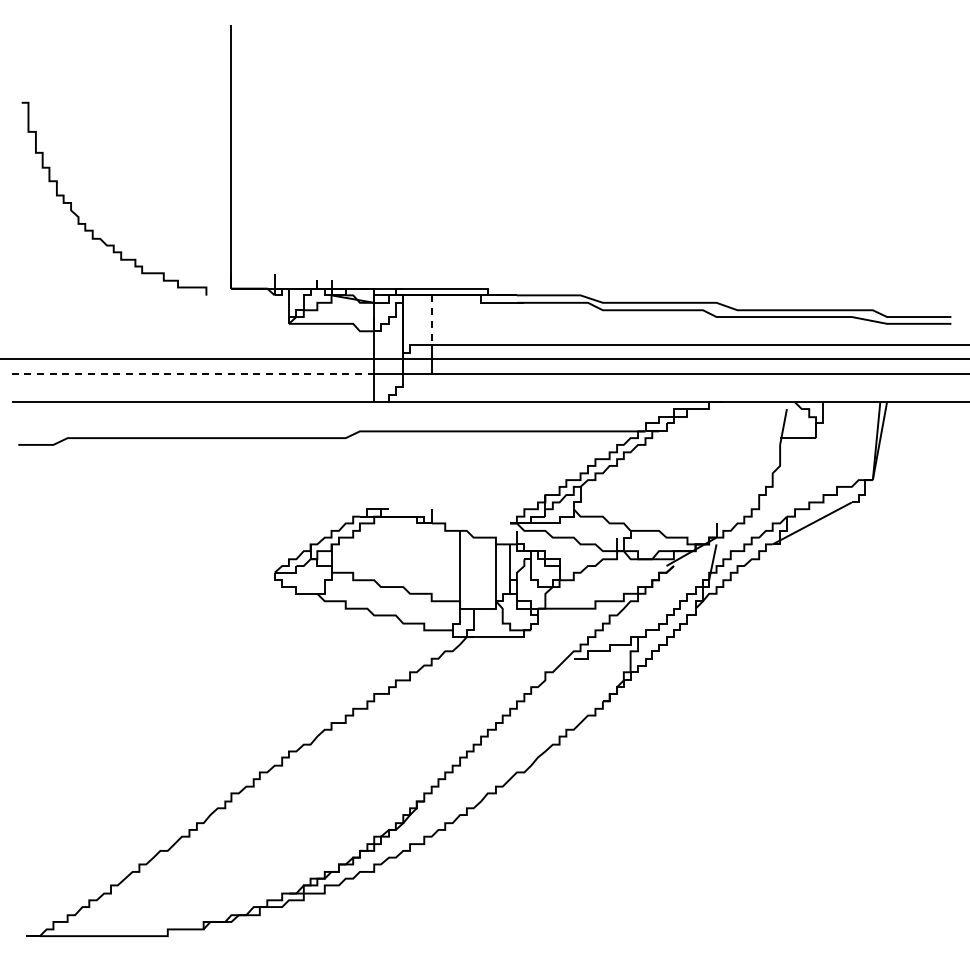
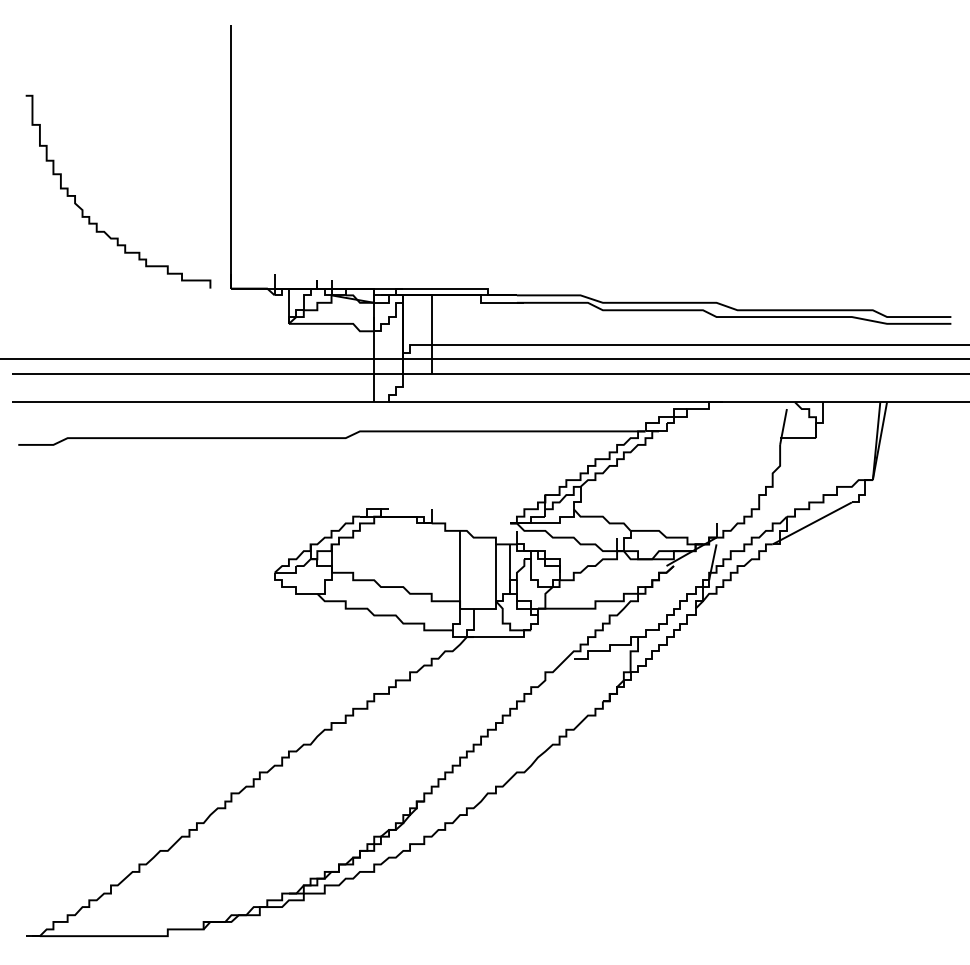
curve position: (93, 229) -> (97, 222) (97, 222)
line: dashed -> solid (431, 320)
line: dashed -> solid (193, 373)
